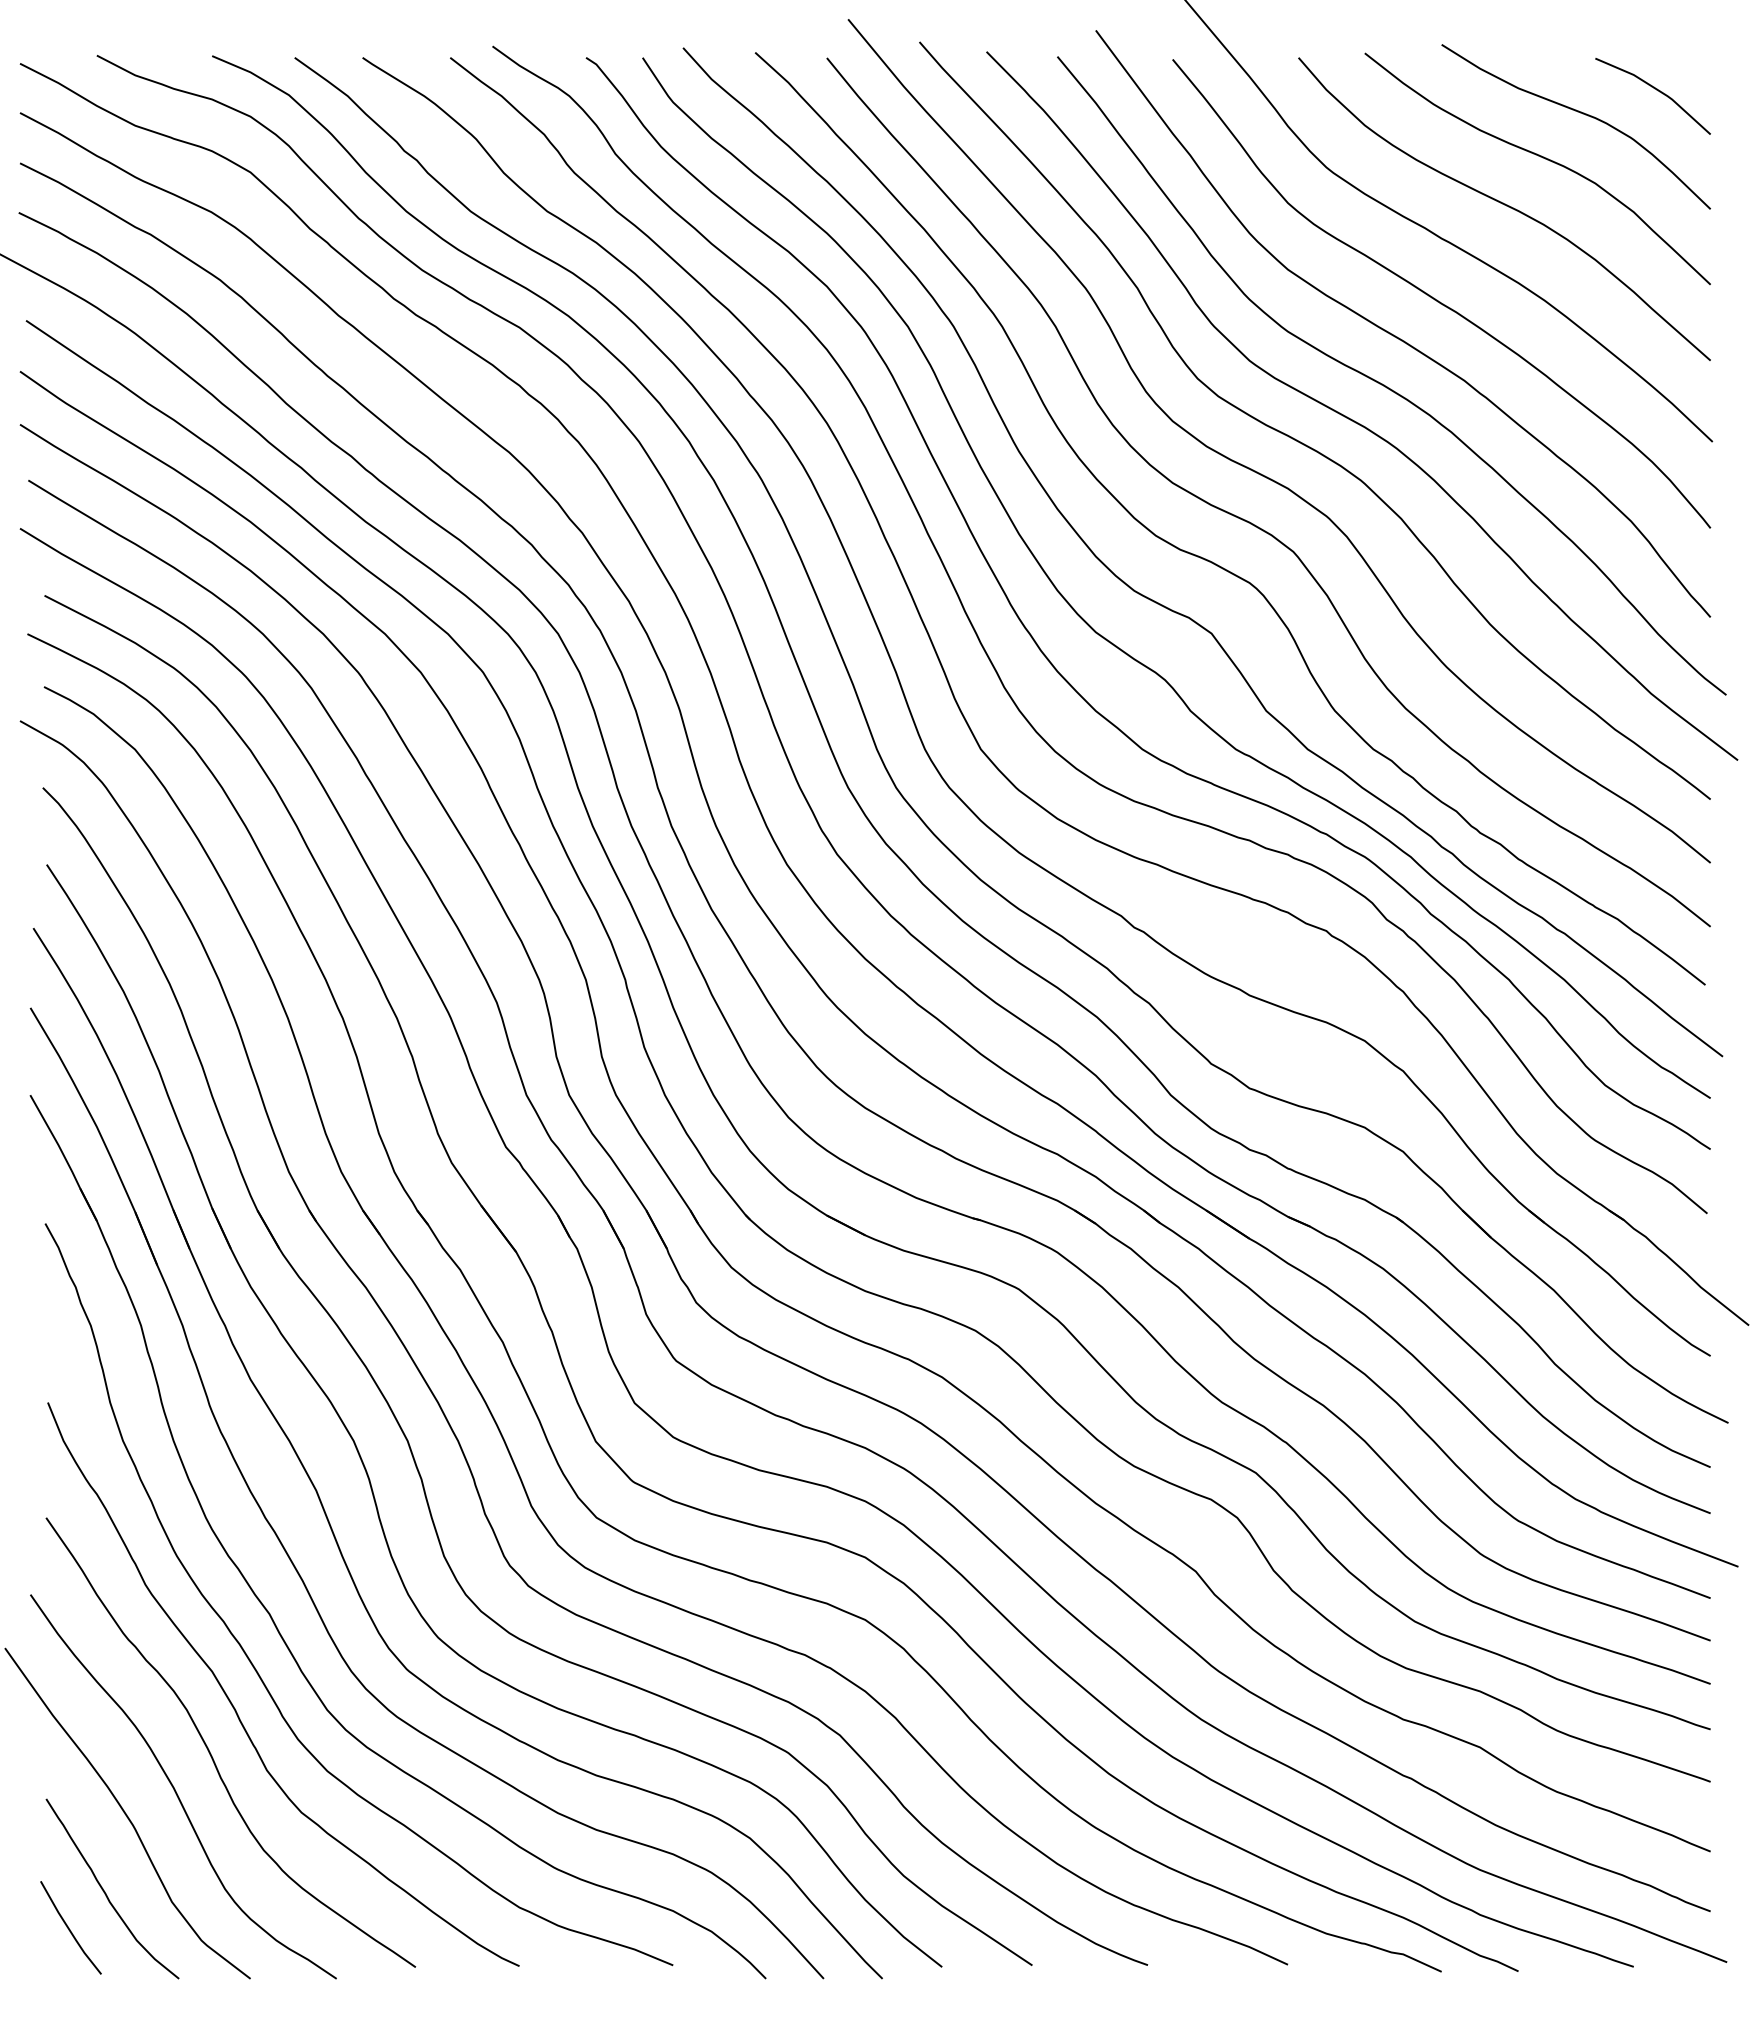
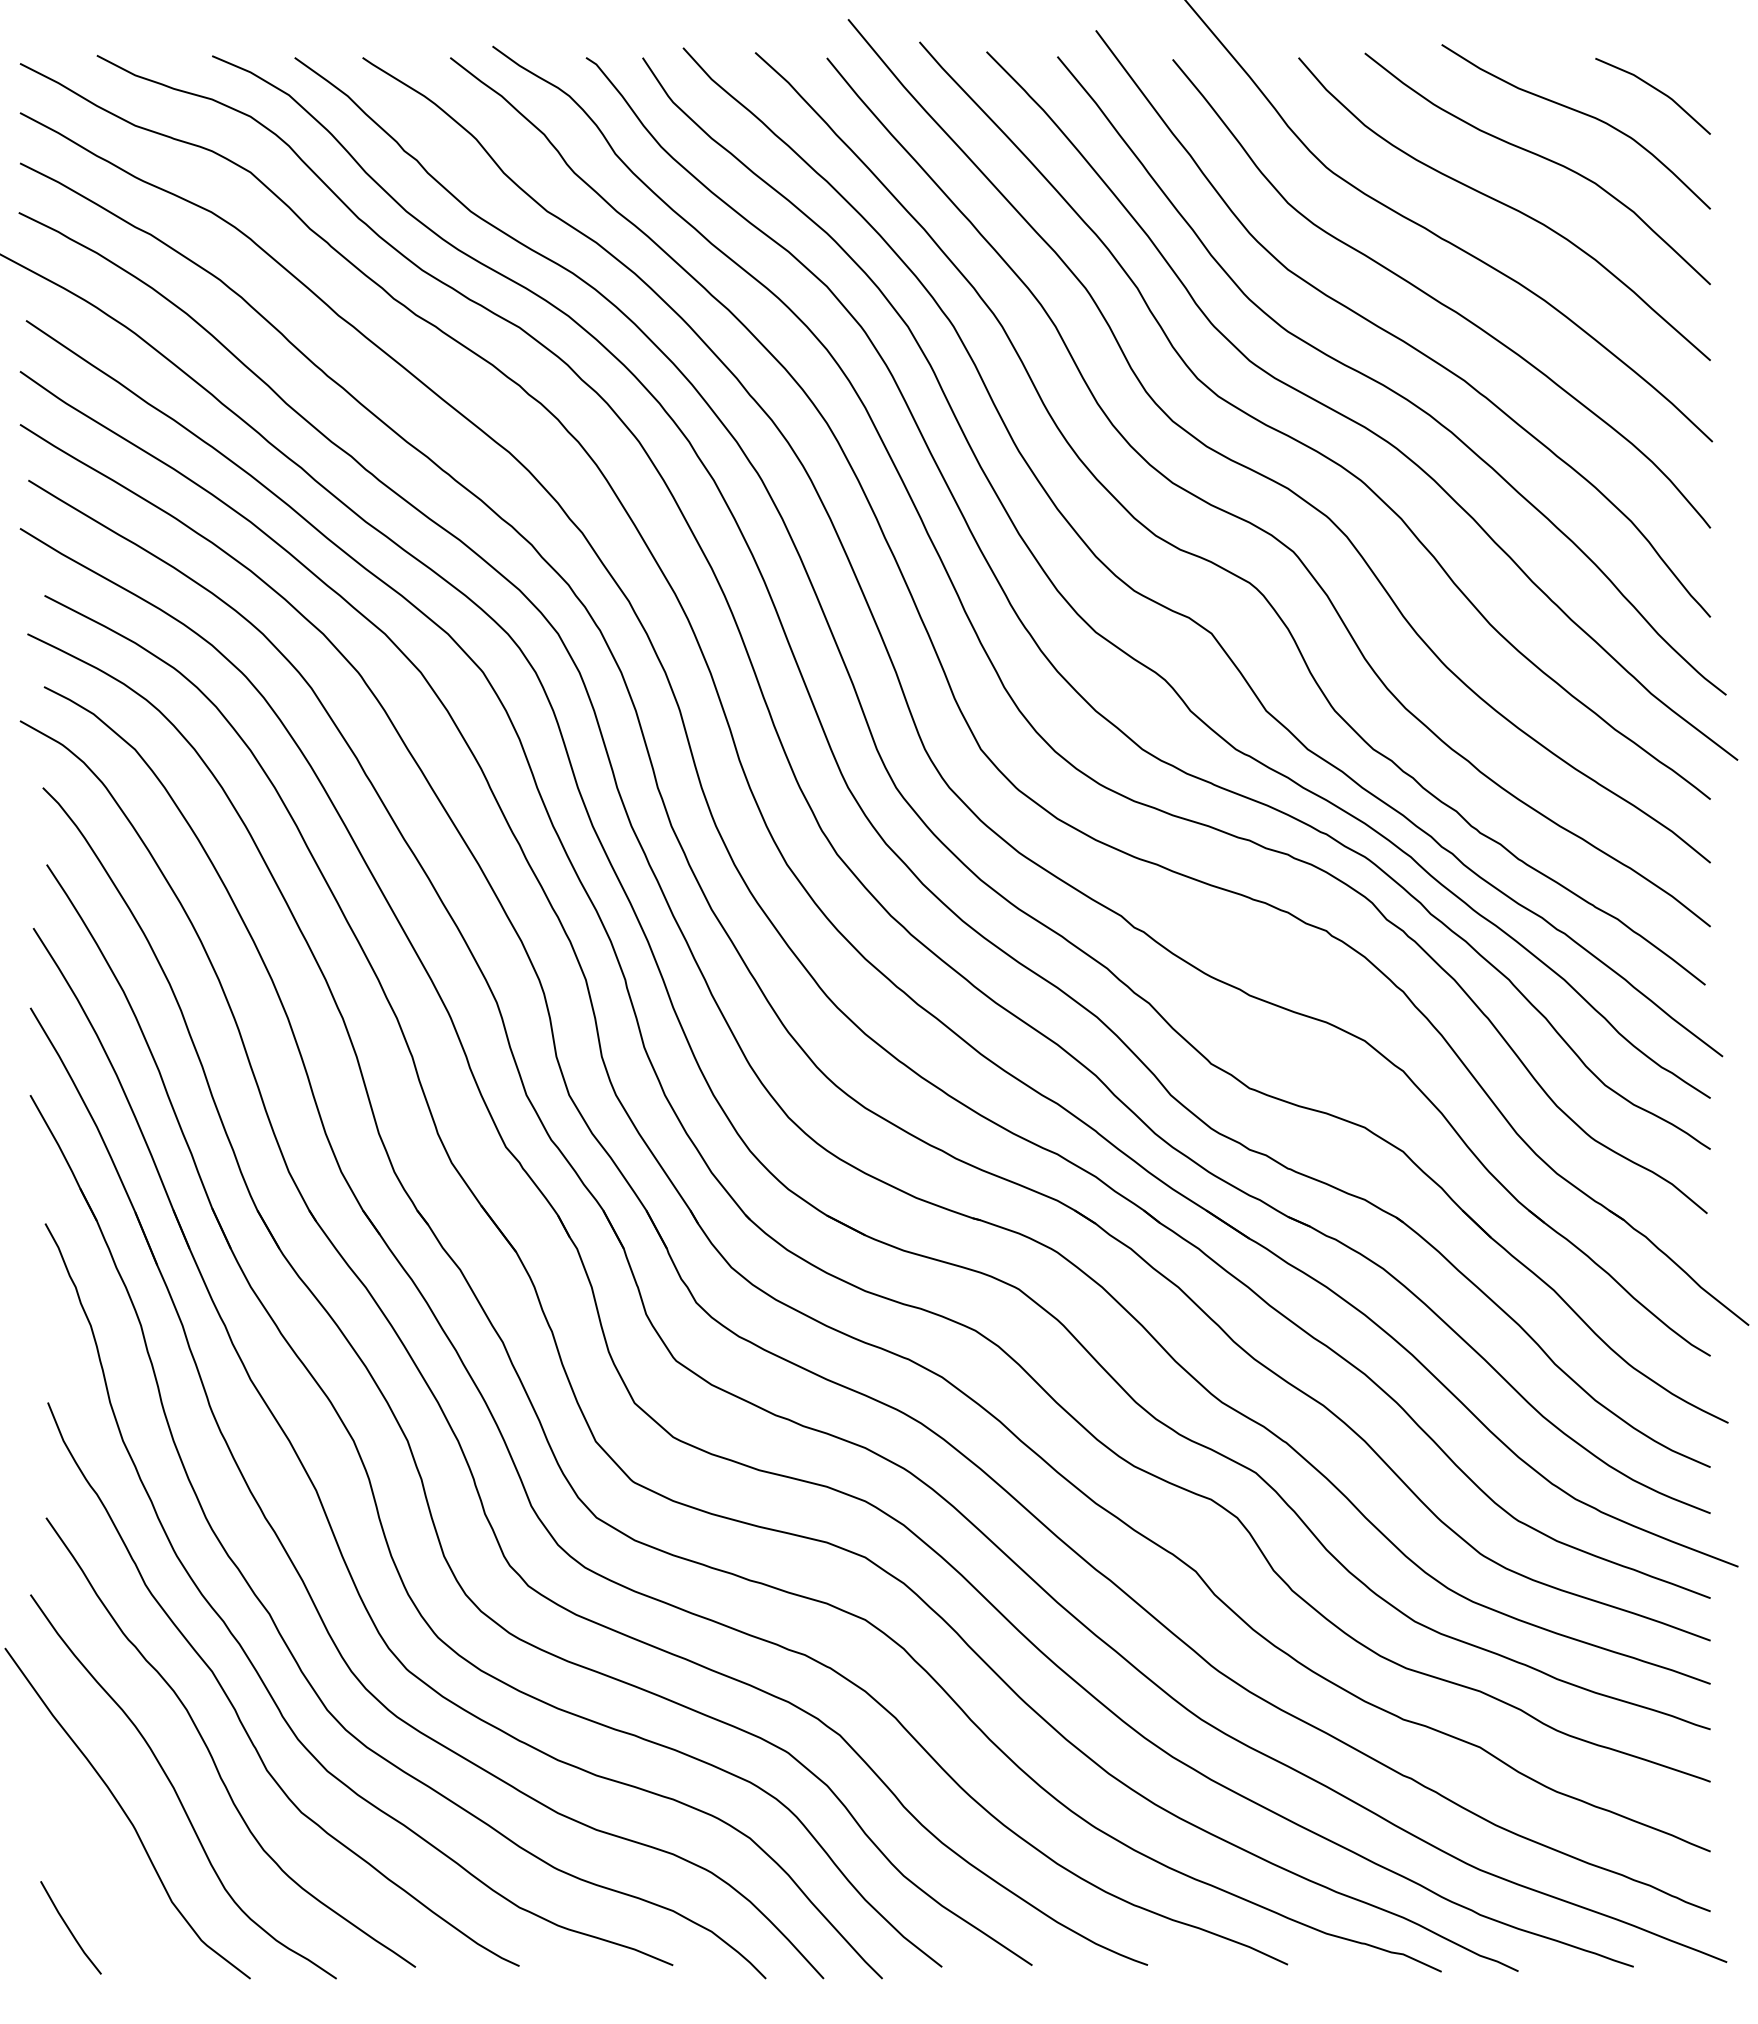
curve: present -> none (105, 1891)
